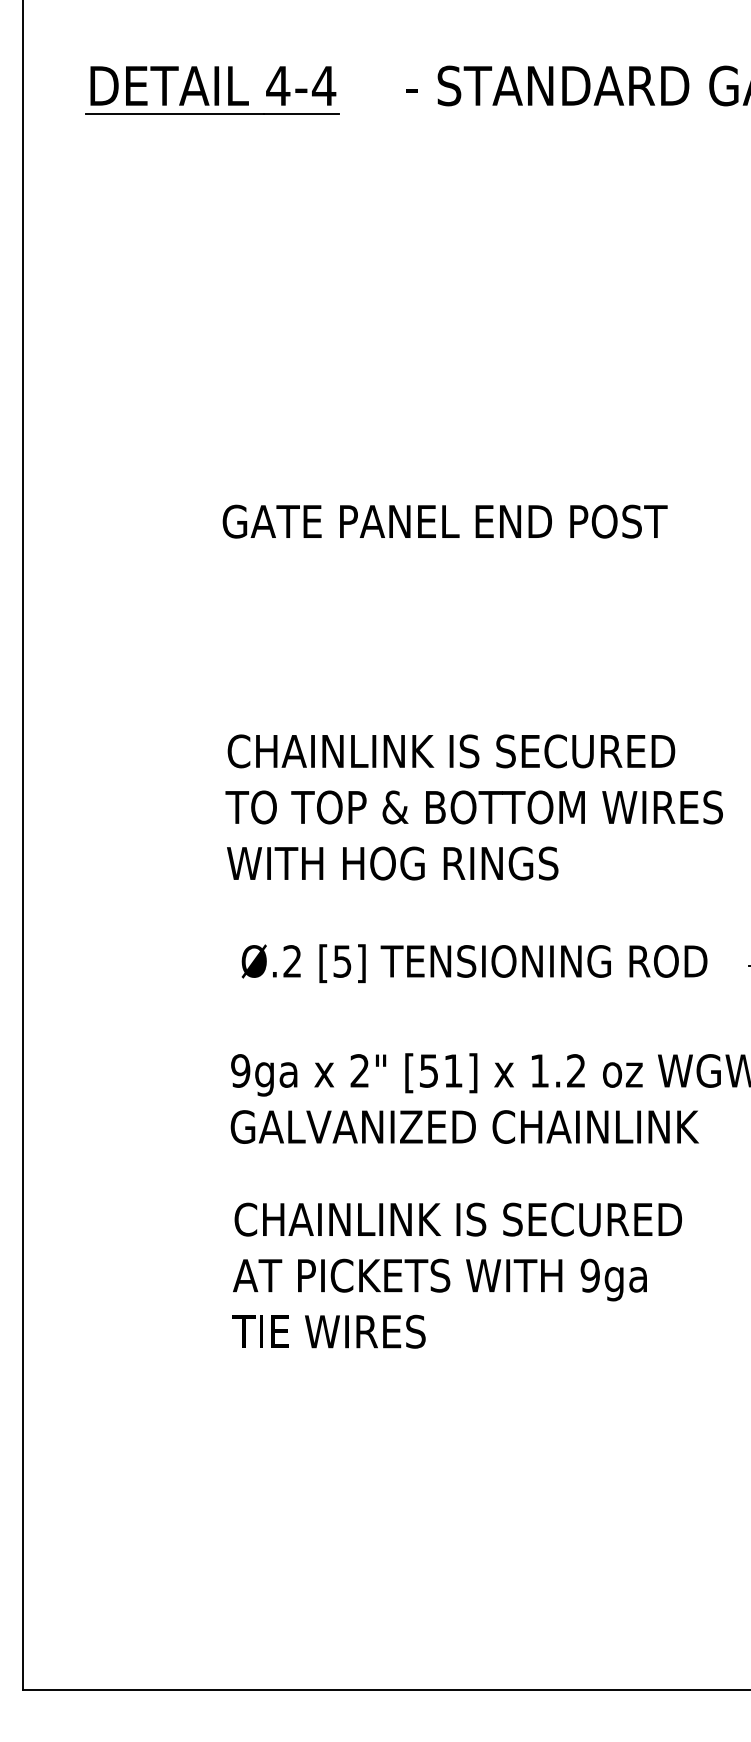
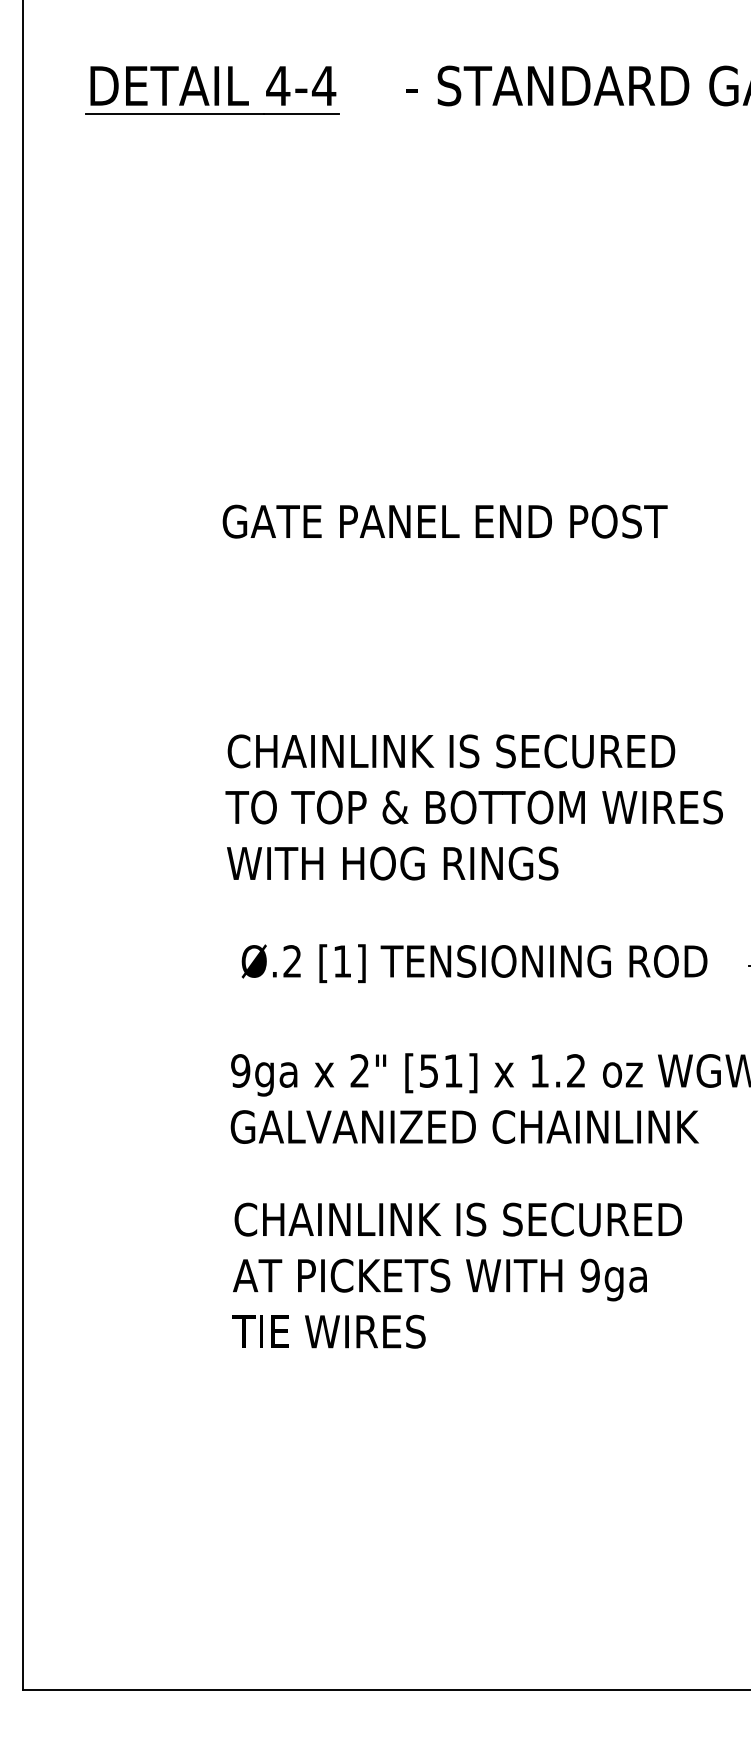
text: [5] -> [1] (342, 961)
